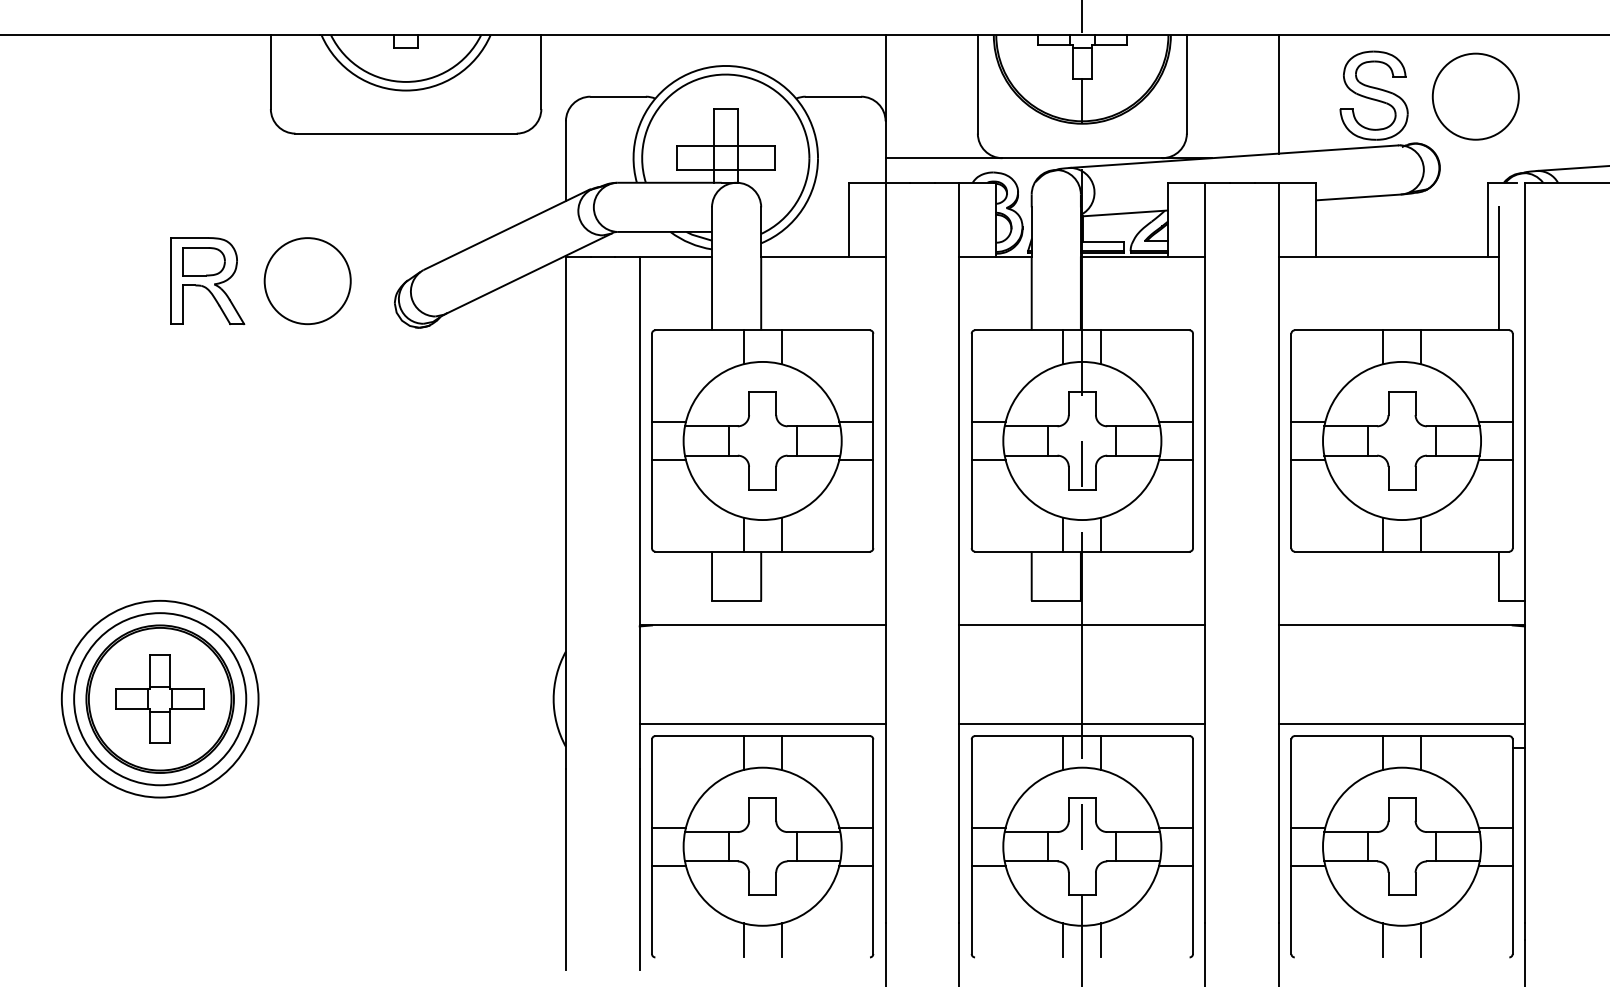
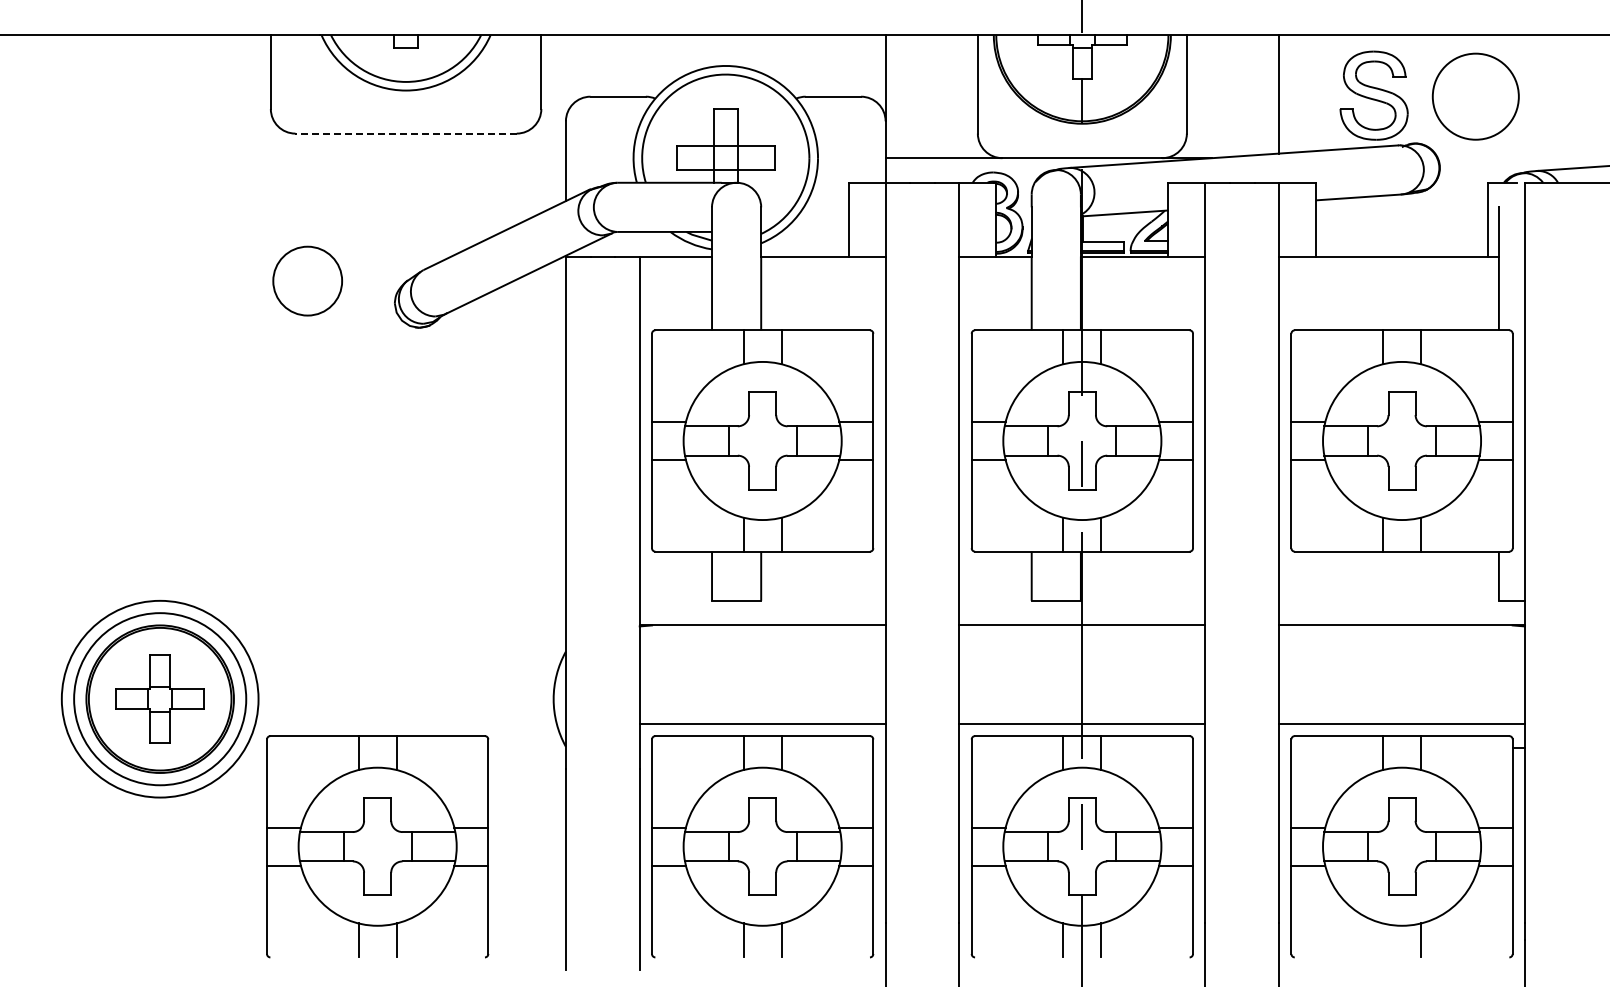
line: solid -> dashed (406, 133)
part: present -> none (207, 280)
circle diameter: 86 px -> 69 px (307, 280)
part: none -> present (377, 846)
line: present -> none (1383, 940)
